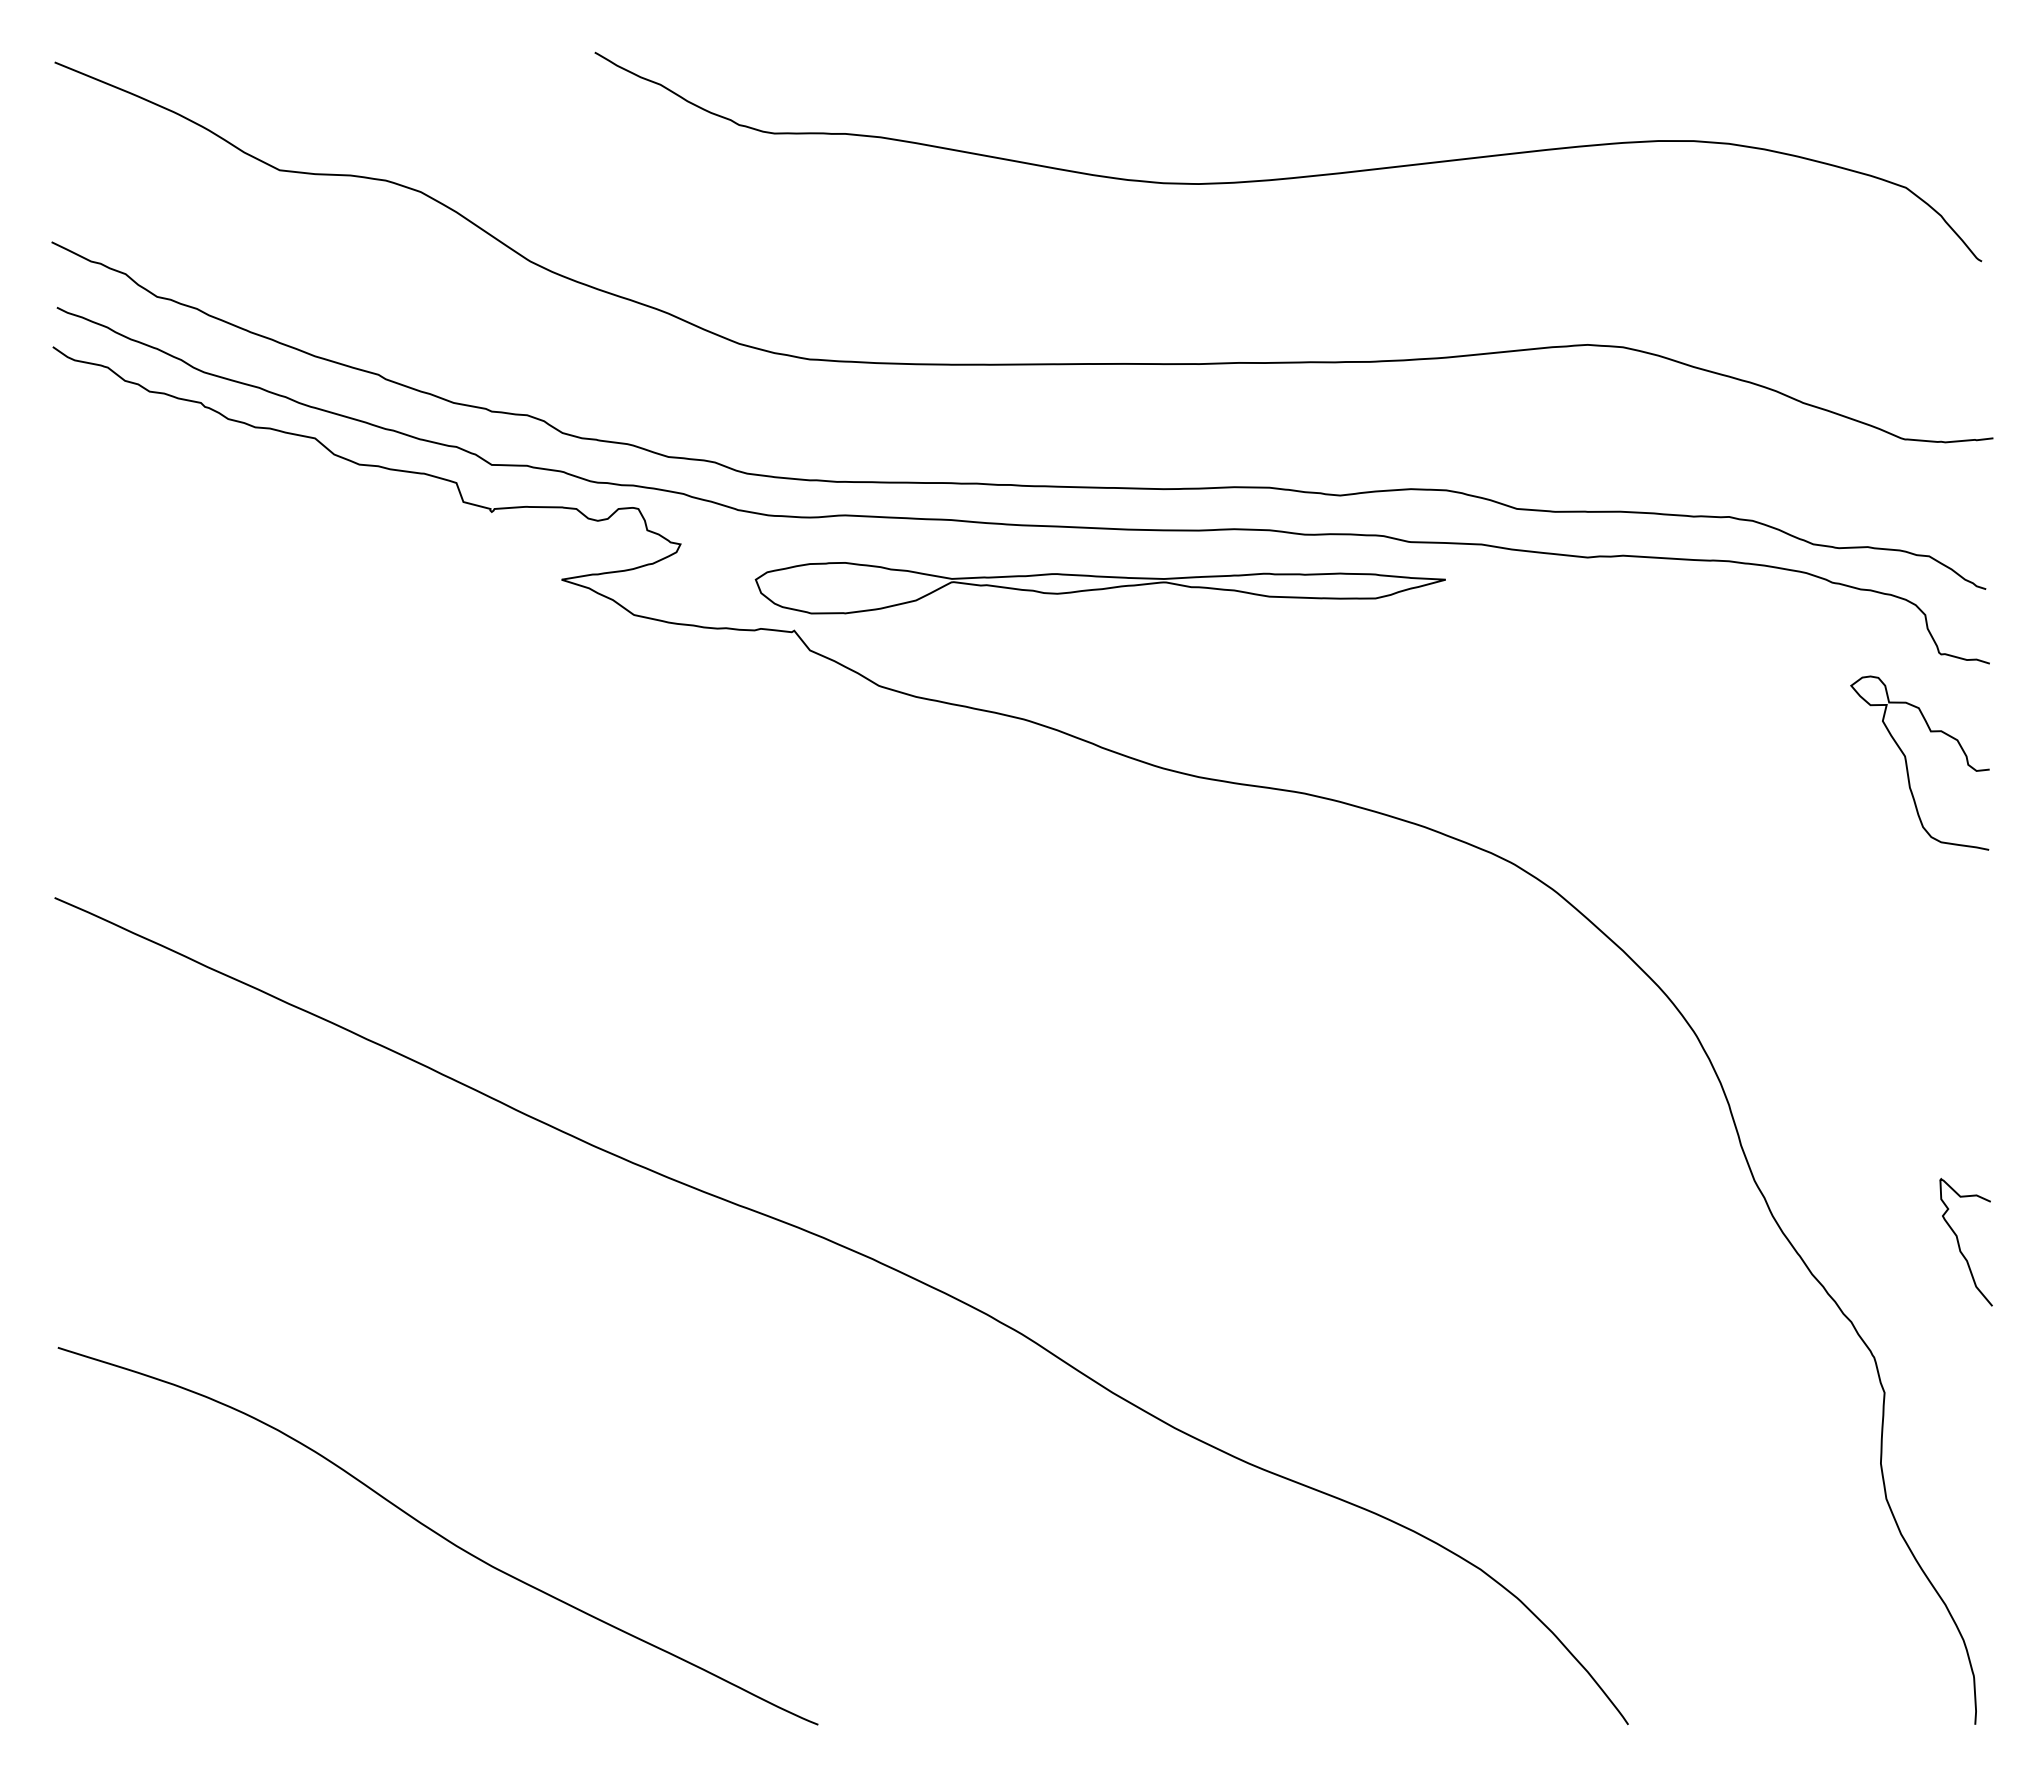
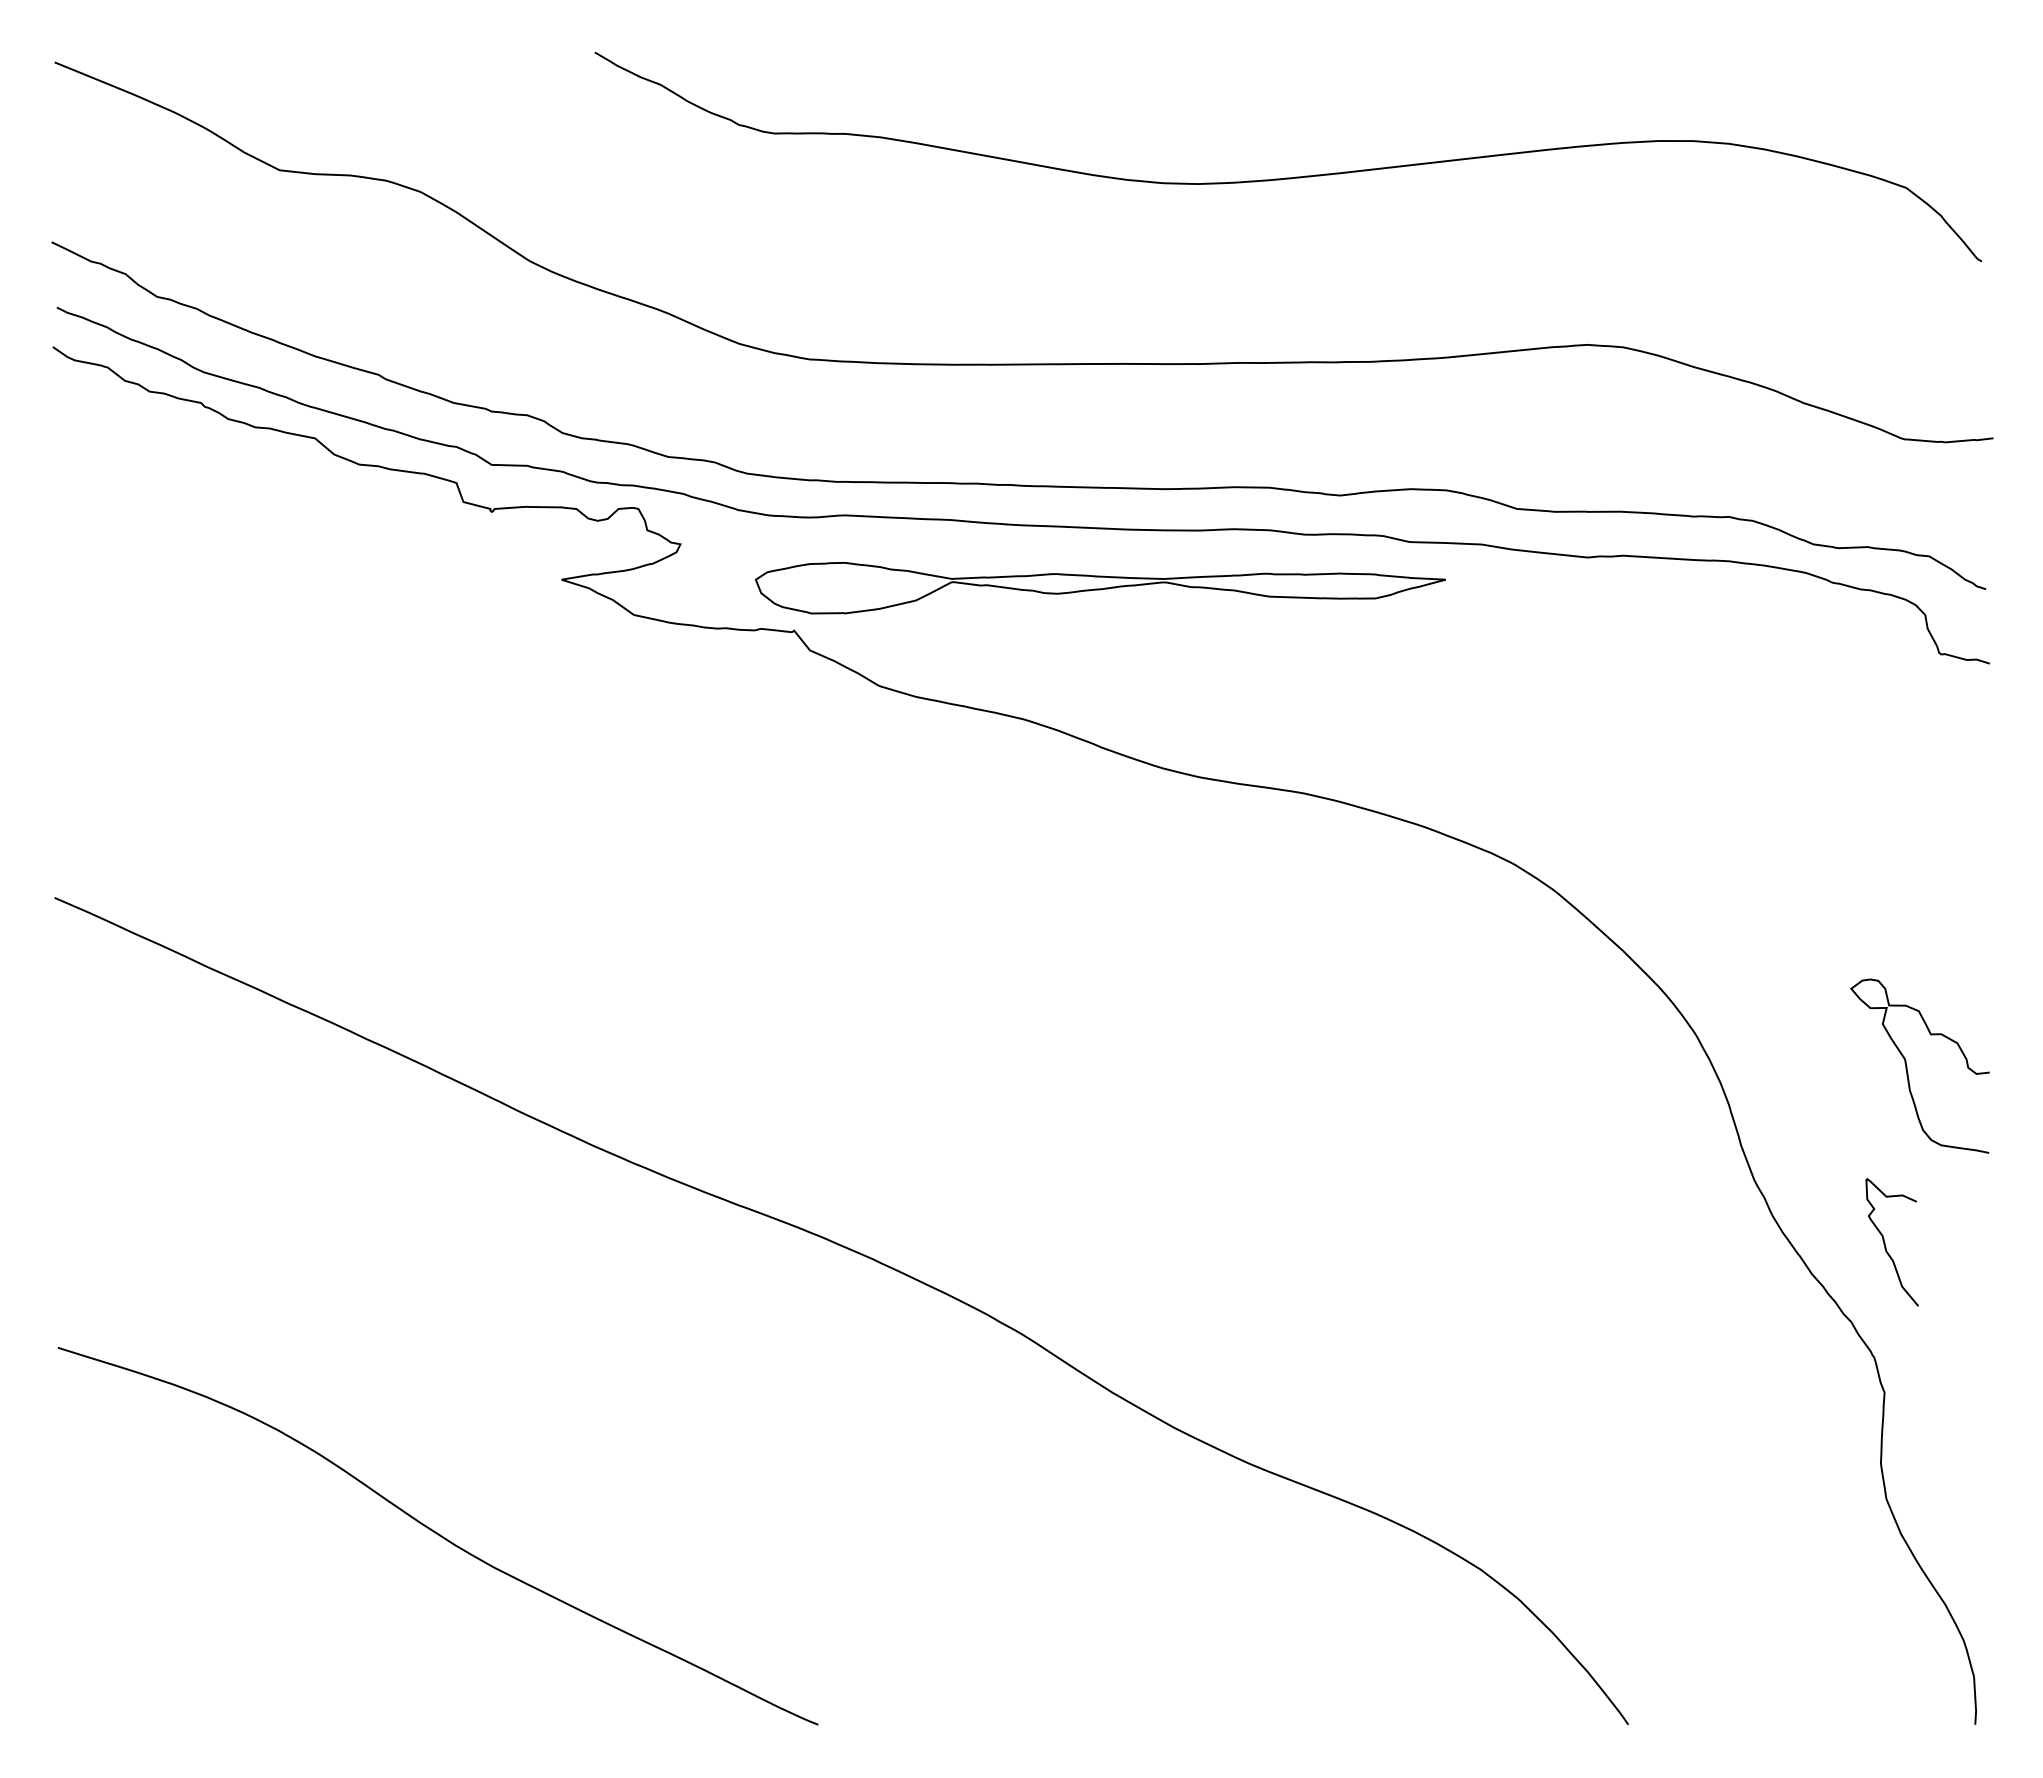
curve position: (1907, 763) -> (1907, 1066) (1907, 1066)
curve position: (1959, 1242) -> (1885, 1242) (1885, 1242)
